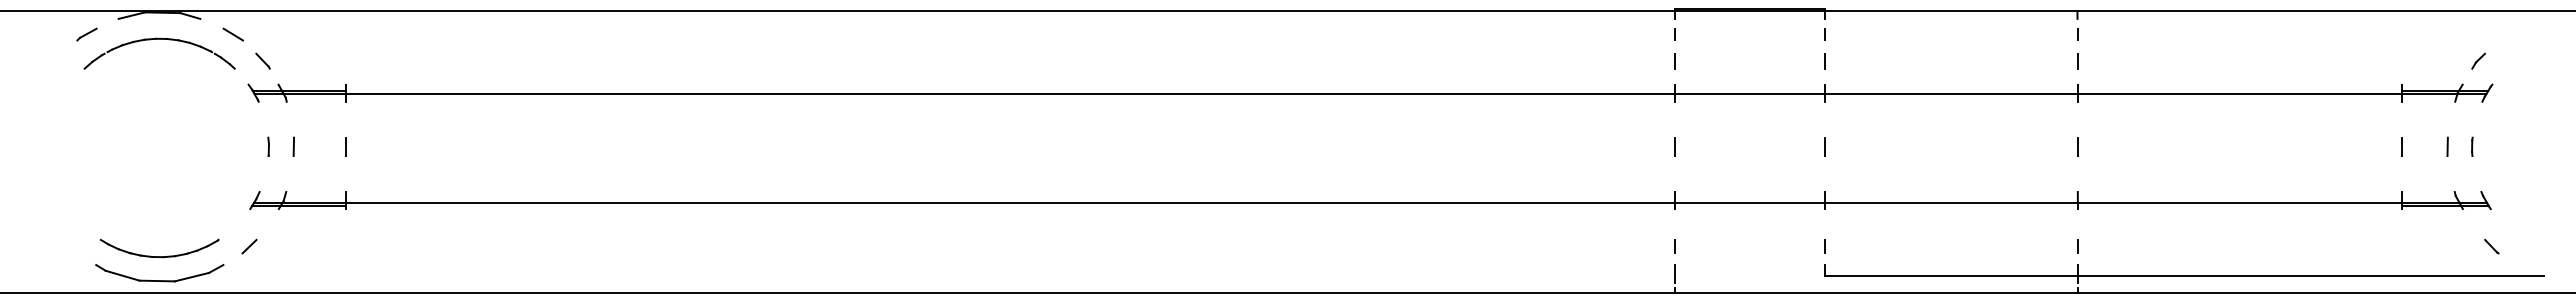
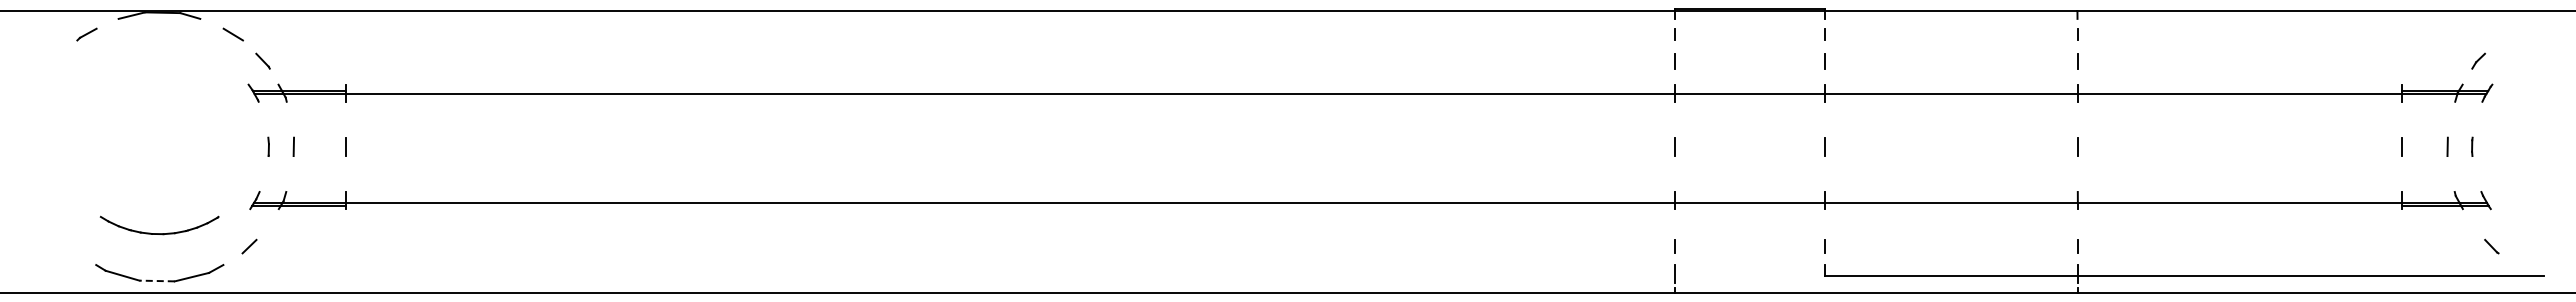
part: present -> none (159, 39)
part position: (159, 256) -> (159, 233) (159, 233)
line: solid -> dashed (157, 281)
